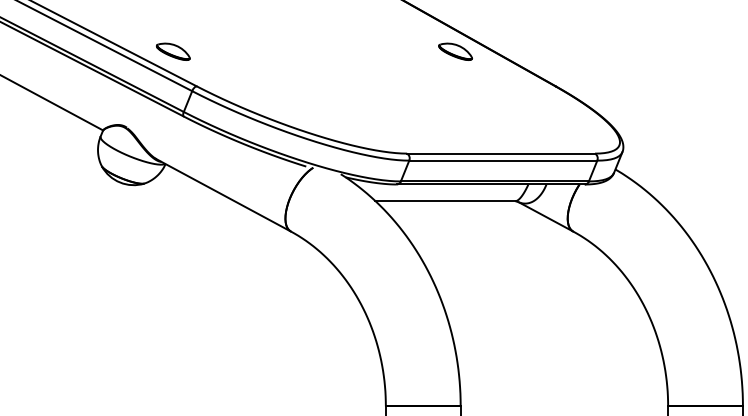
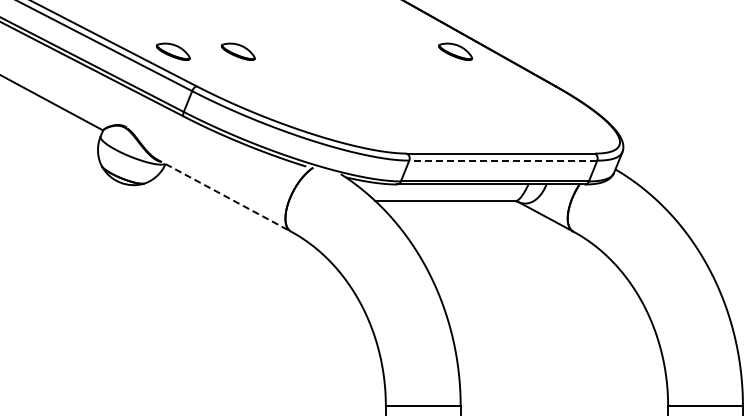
part: none -> present (238, 51)
line: solid -> dashed (502, 160)
line: solid -> dashed (223, 195)
